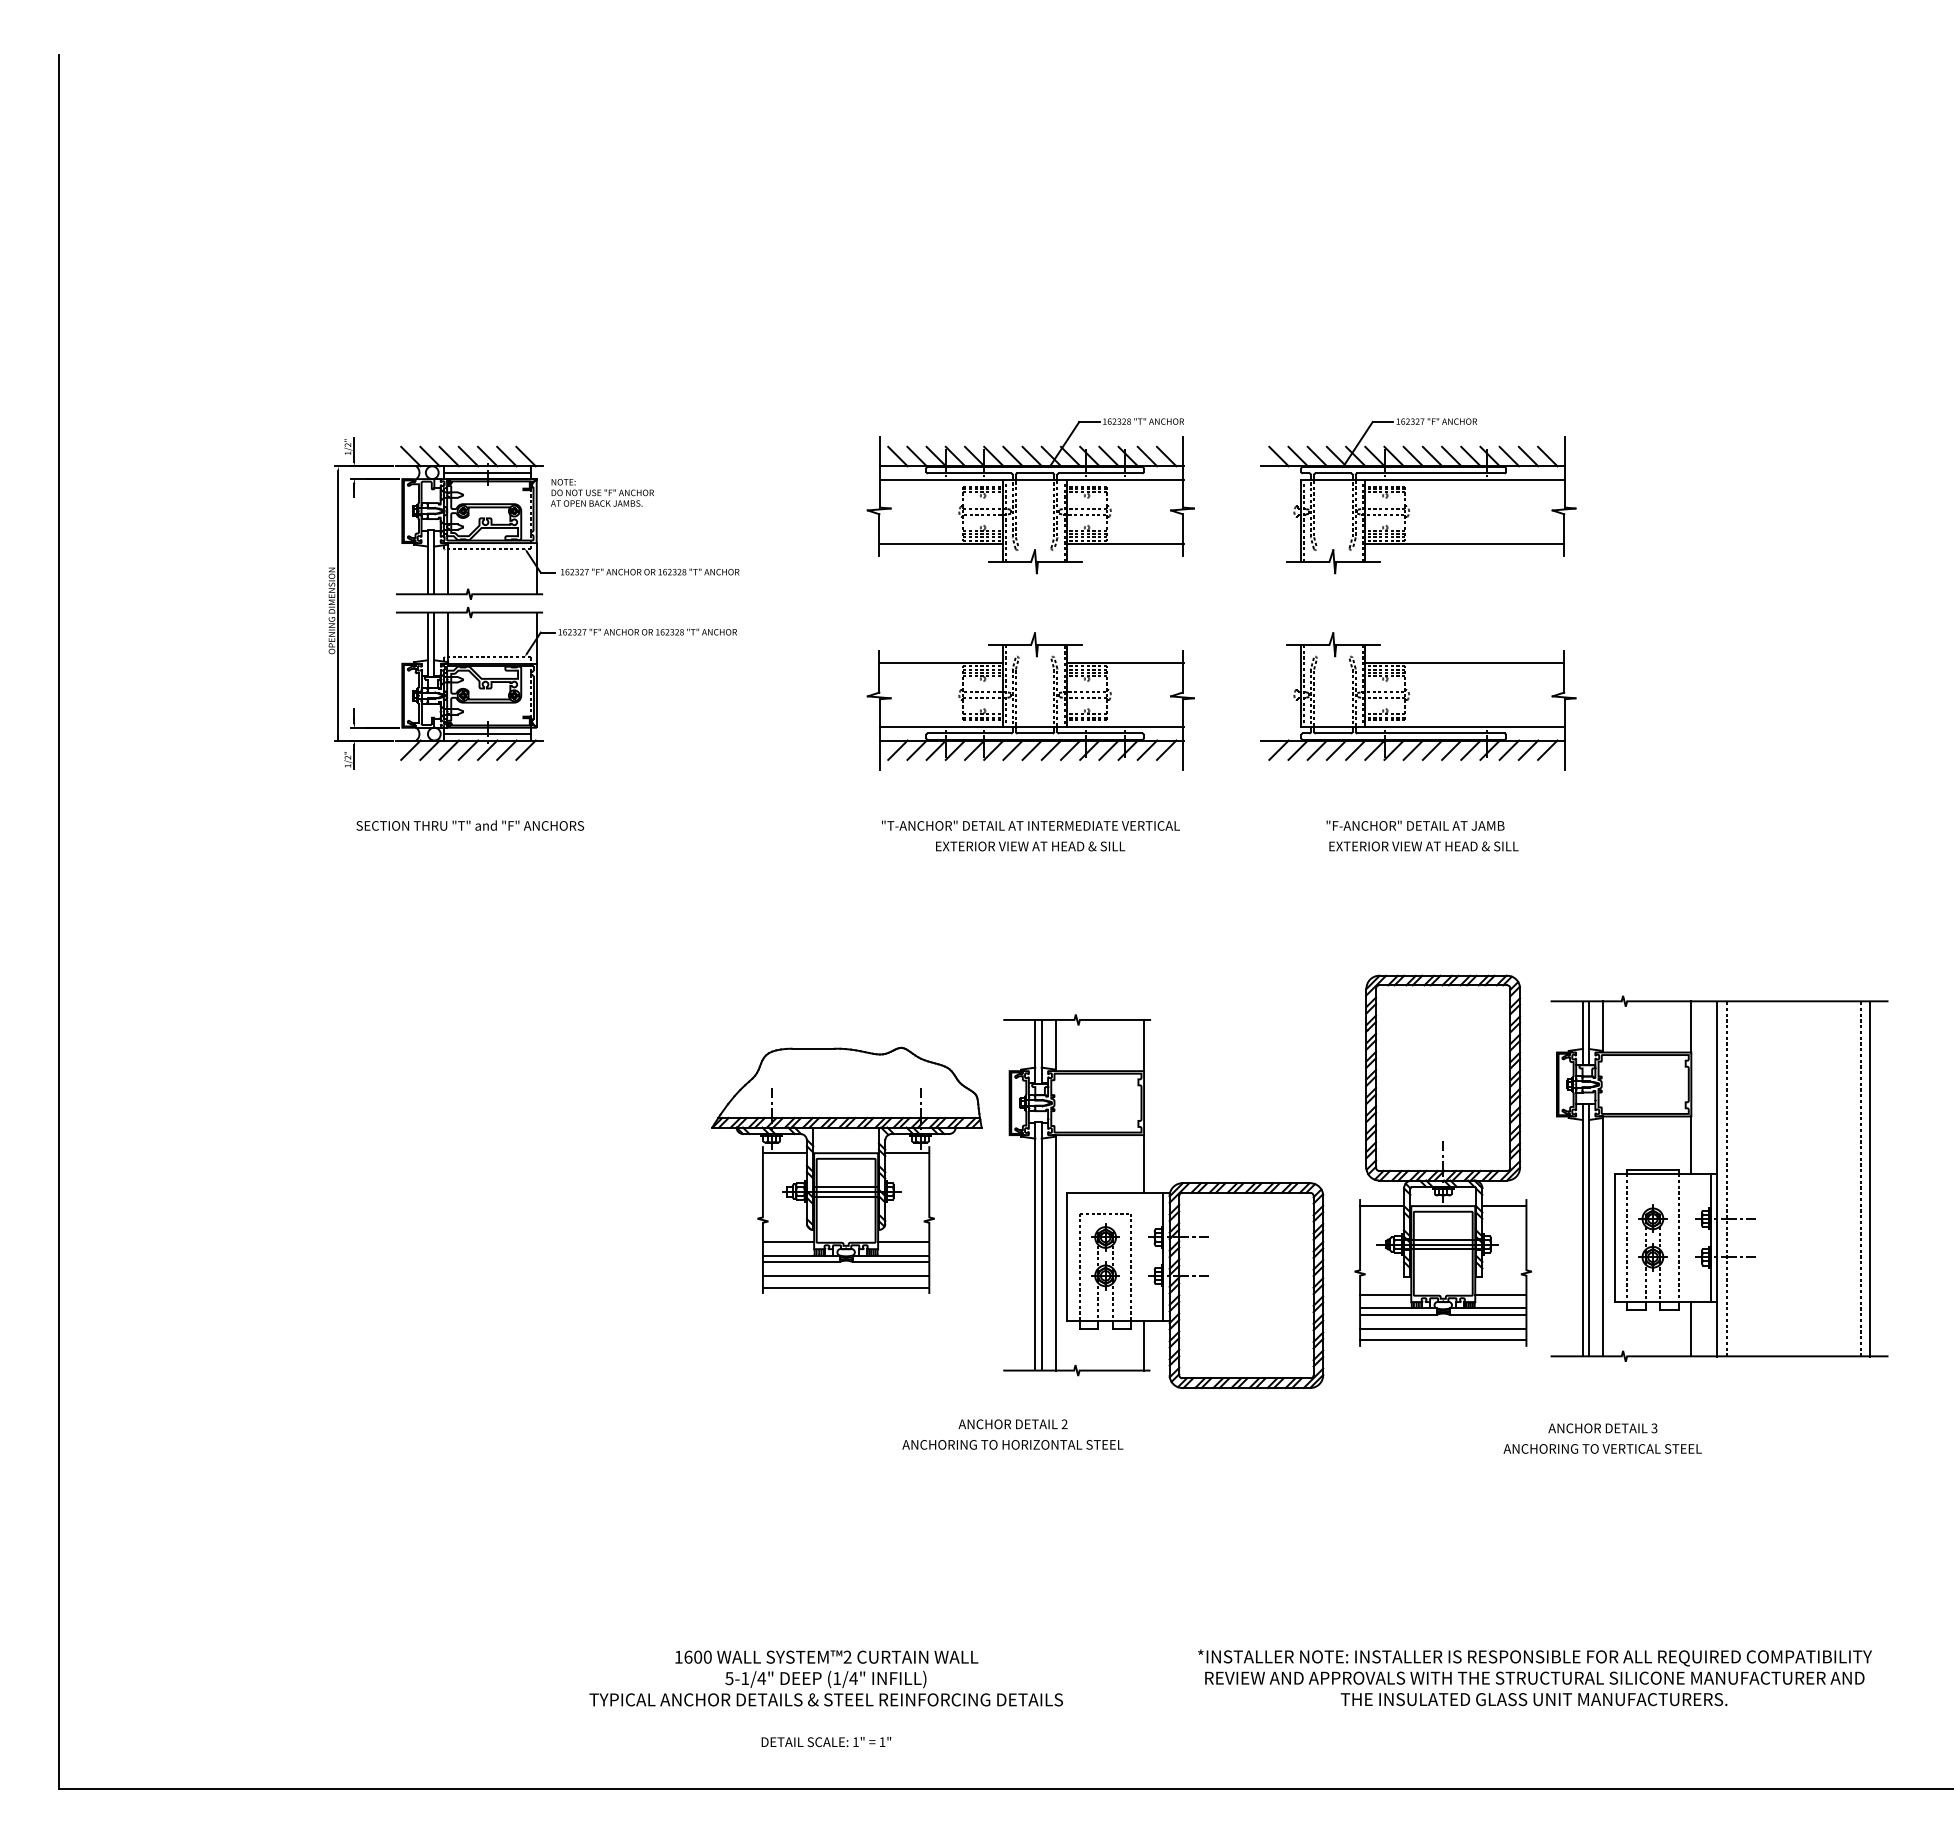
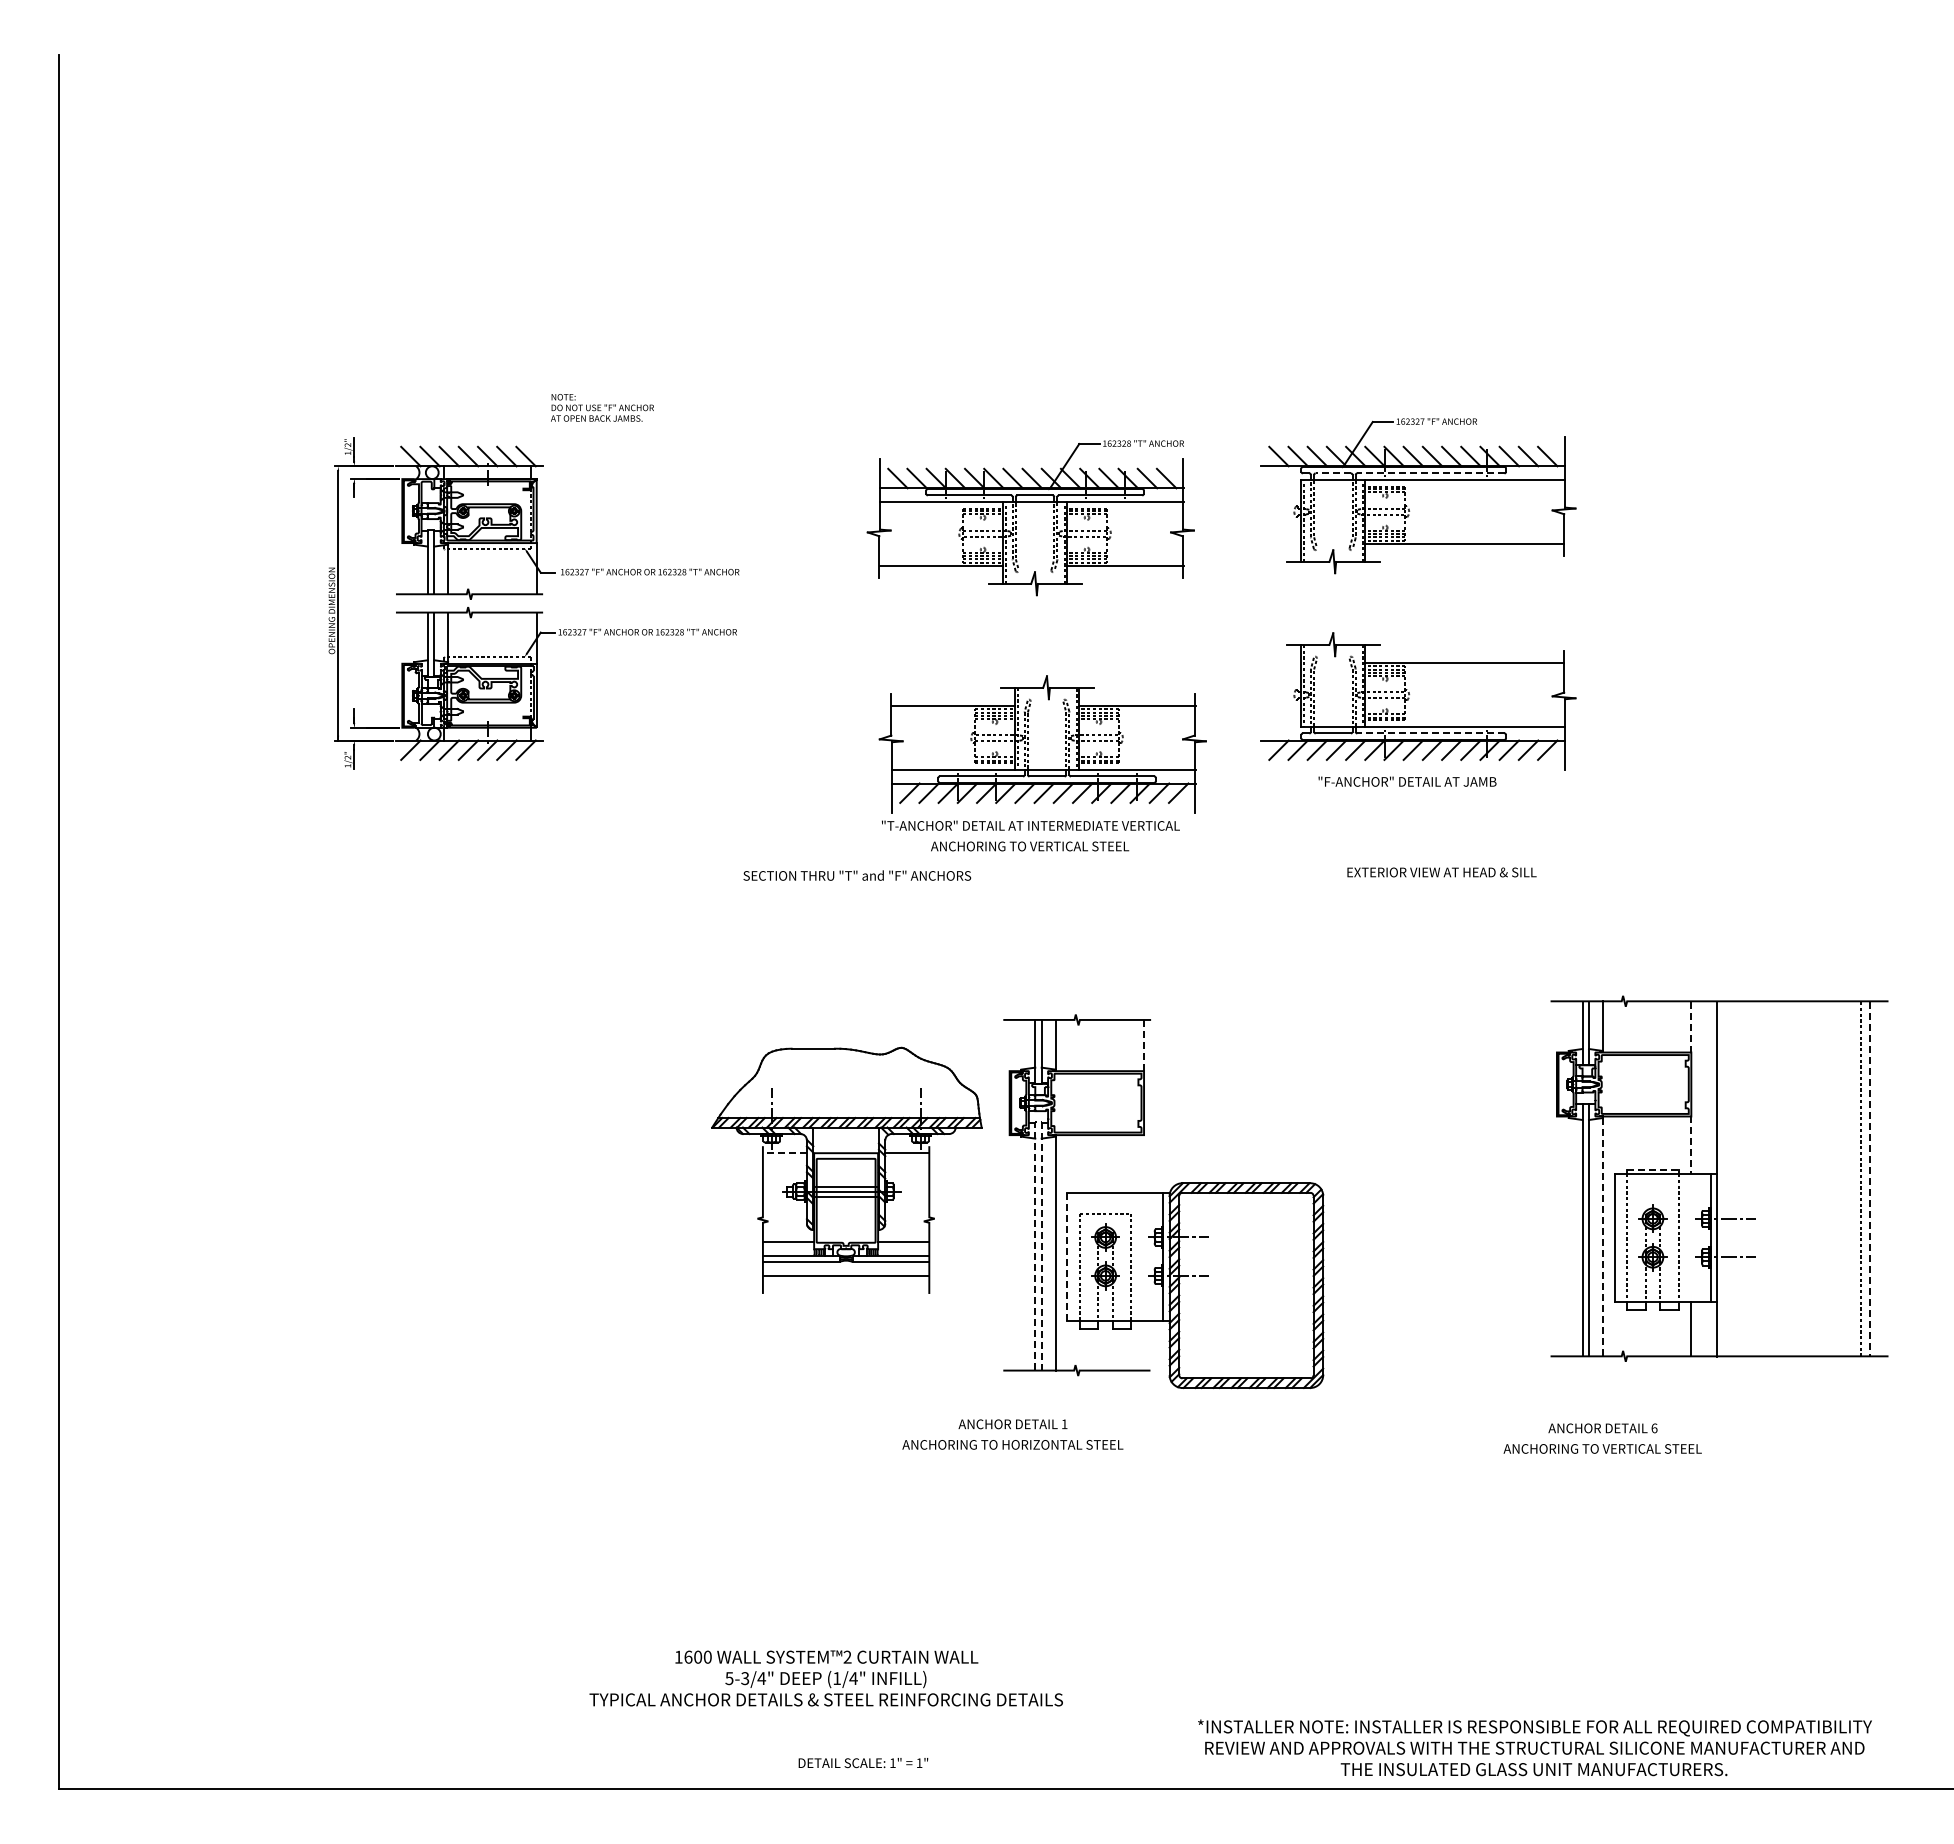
line: present -> none (487, 472)
line: solid -> dashed (1333, 473)
line: solid -> dashed (1430, 473)
text position: (602, 492) -> (602, 407) (602, 407)
part position: (1030, 496) -> (1030, 518) (1030, 518)
part position: (1030, 701) -> (1042, 744) (1042, 744)
line: solid -> dashed (1430, 733)
line: present -> none (487, 734)
text position: (470, 825) -> (857, 875) (857, 875)
text position: (1415, 825) -> (1407, 781) (1407, 781)
text: EXTERIOR VIEW AT HEAD & SILL -> ANCHORING TO VERTICAL STEEL (1030, 846)
text position: (1423, 846) -> (1441, 872) (1441, 872)
line: solid -> dashed (1691, 1026)
line: solid -> dashed (1144, 1045)
line: solid -> dashed (1038, 1122)
line: solid -> dashed (1691, 1145)
line: solid -> dashed (784, 1153)
part: present -> none (1443, 1160)
line: present -> none (1144, 1163)
line: solid -> dashed (1652, 1169)
line: present -> none (1726, 1179)
line: solid -> dashed (1870, 1179)
line: solid -> dashed (1602, 1237)
line: solid -> dashed (1067, 1256)
line: present -> none (845, 1287)
line: present -> none (1144, 1345)
text: 2 -> 1 (1064, 1423)
text: 3 -> 6 (1654, 1428)
text position: (1534, 1677) -> (1534, 1747) (1534, 1747)
text: 5-1/4" -> 5-3/4" (745, 1678)
text position: (826, 1742) -> (863, 1763) (863, 1763)
